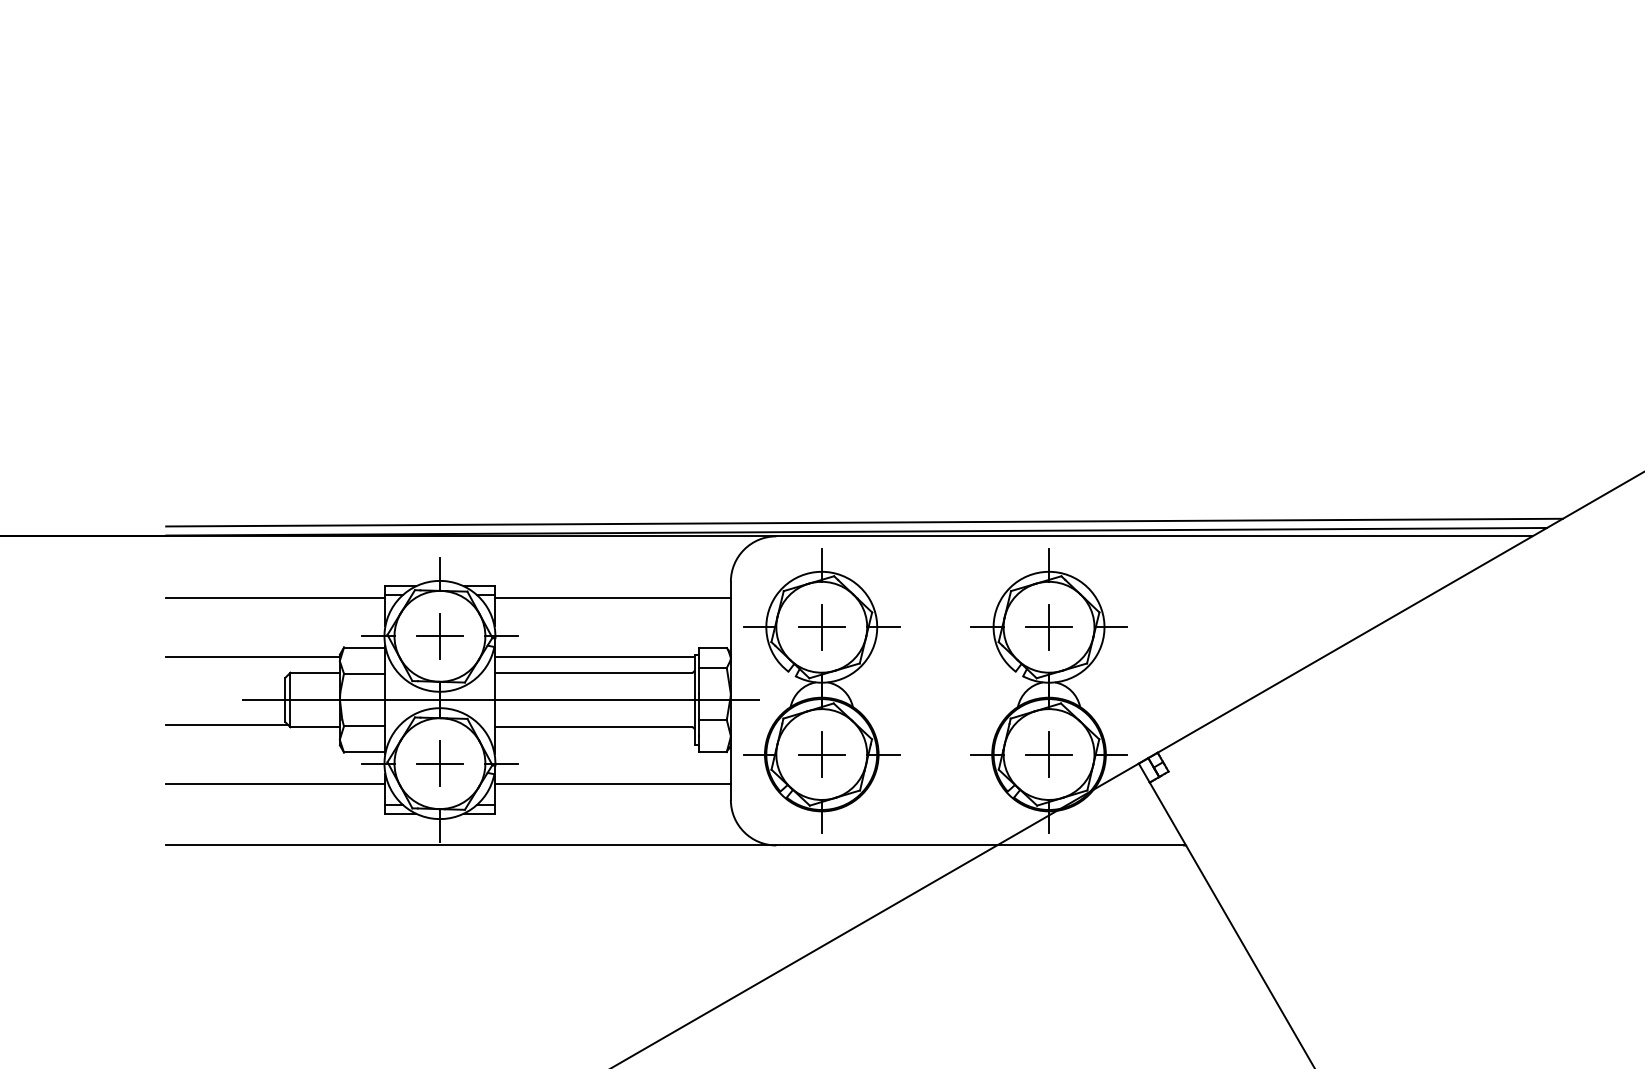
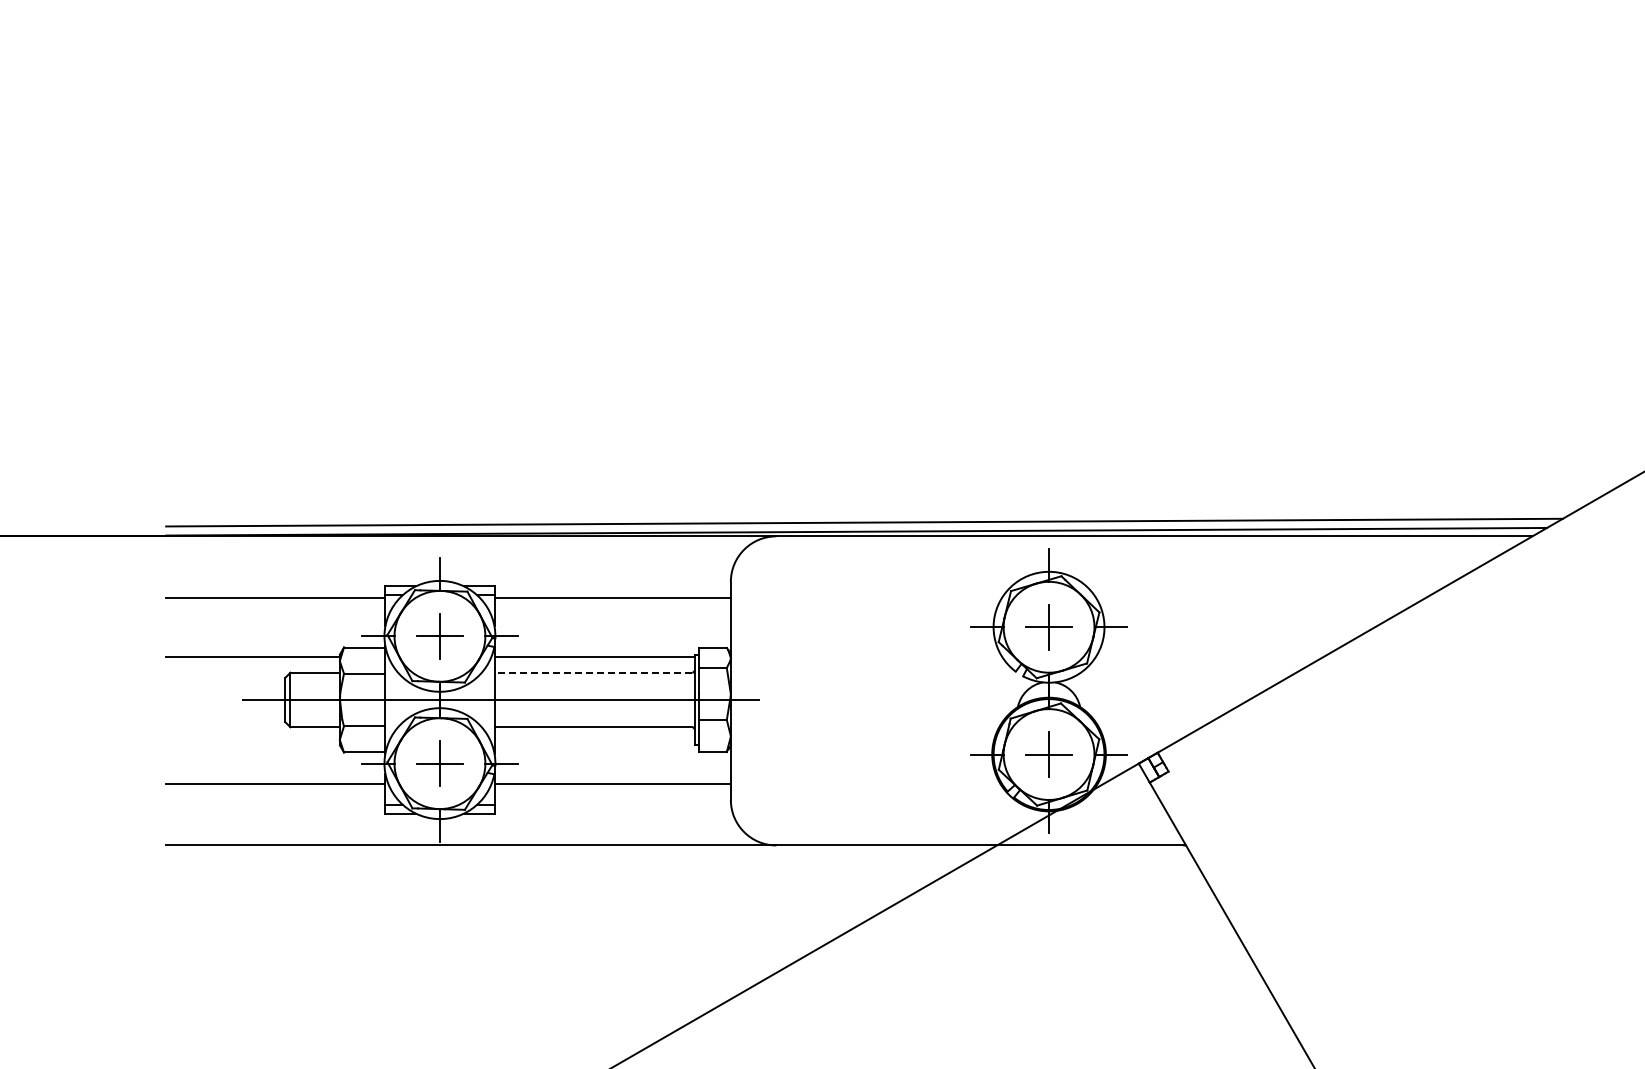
line: solid -> dashed (593, 672)
part: present -> none (821, 690)
line: present -> none (227, 725)
